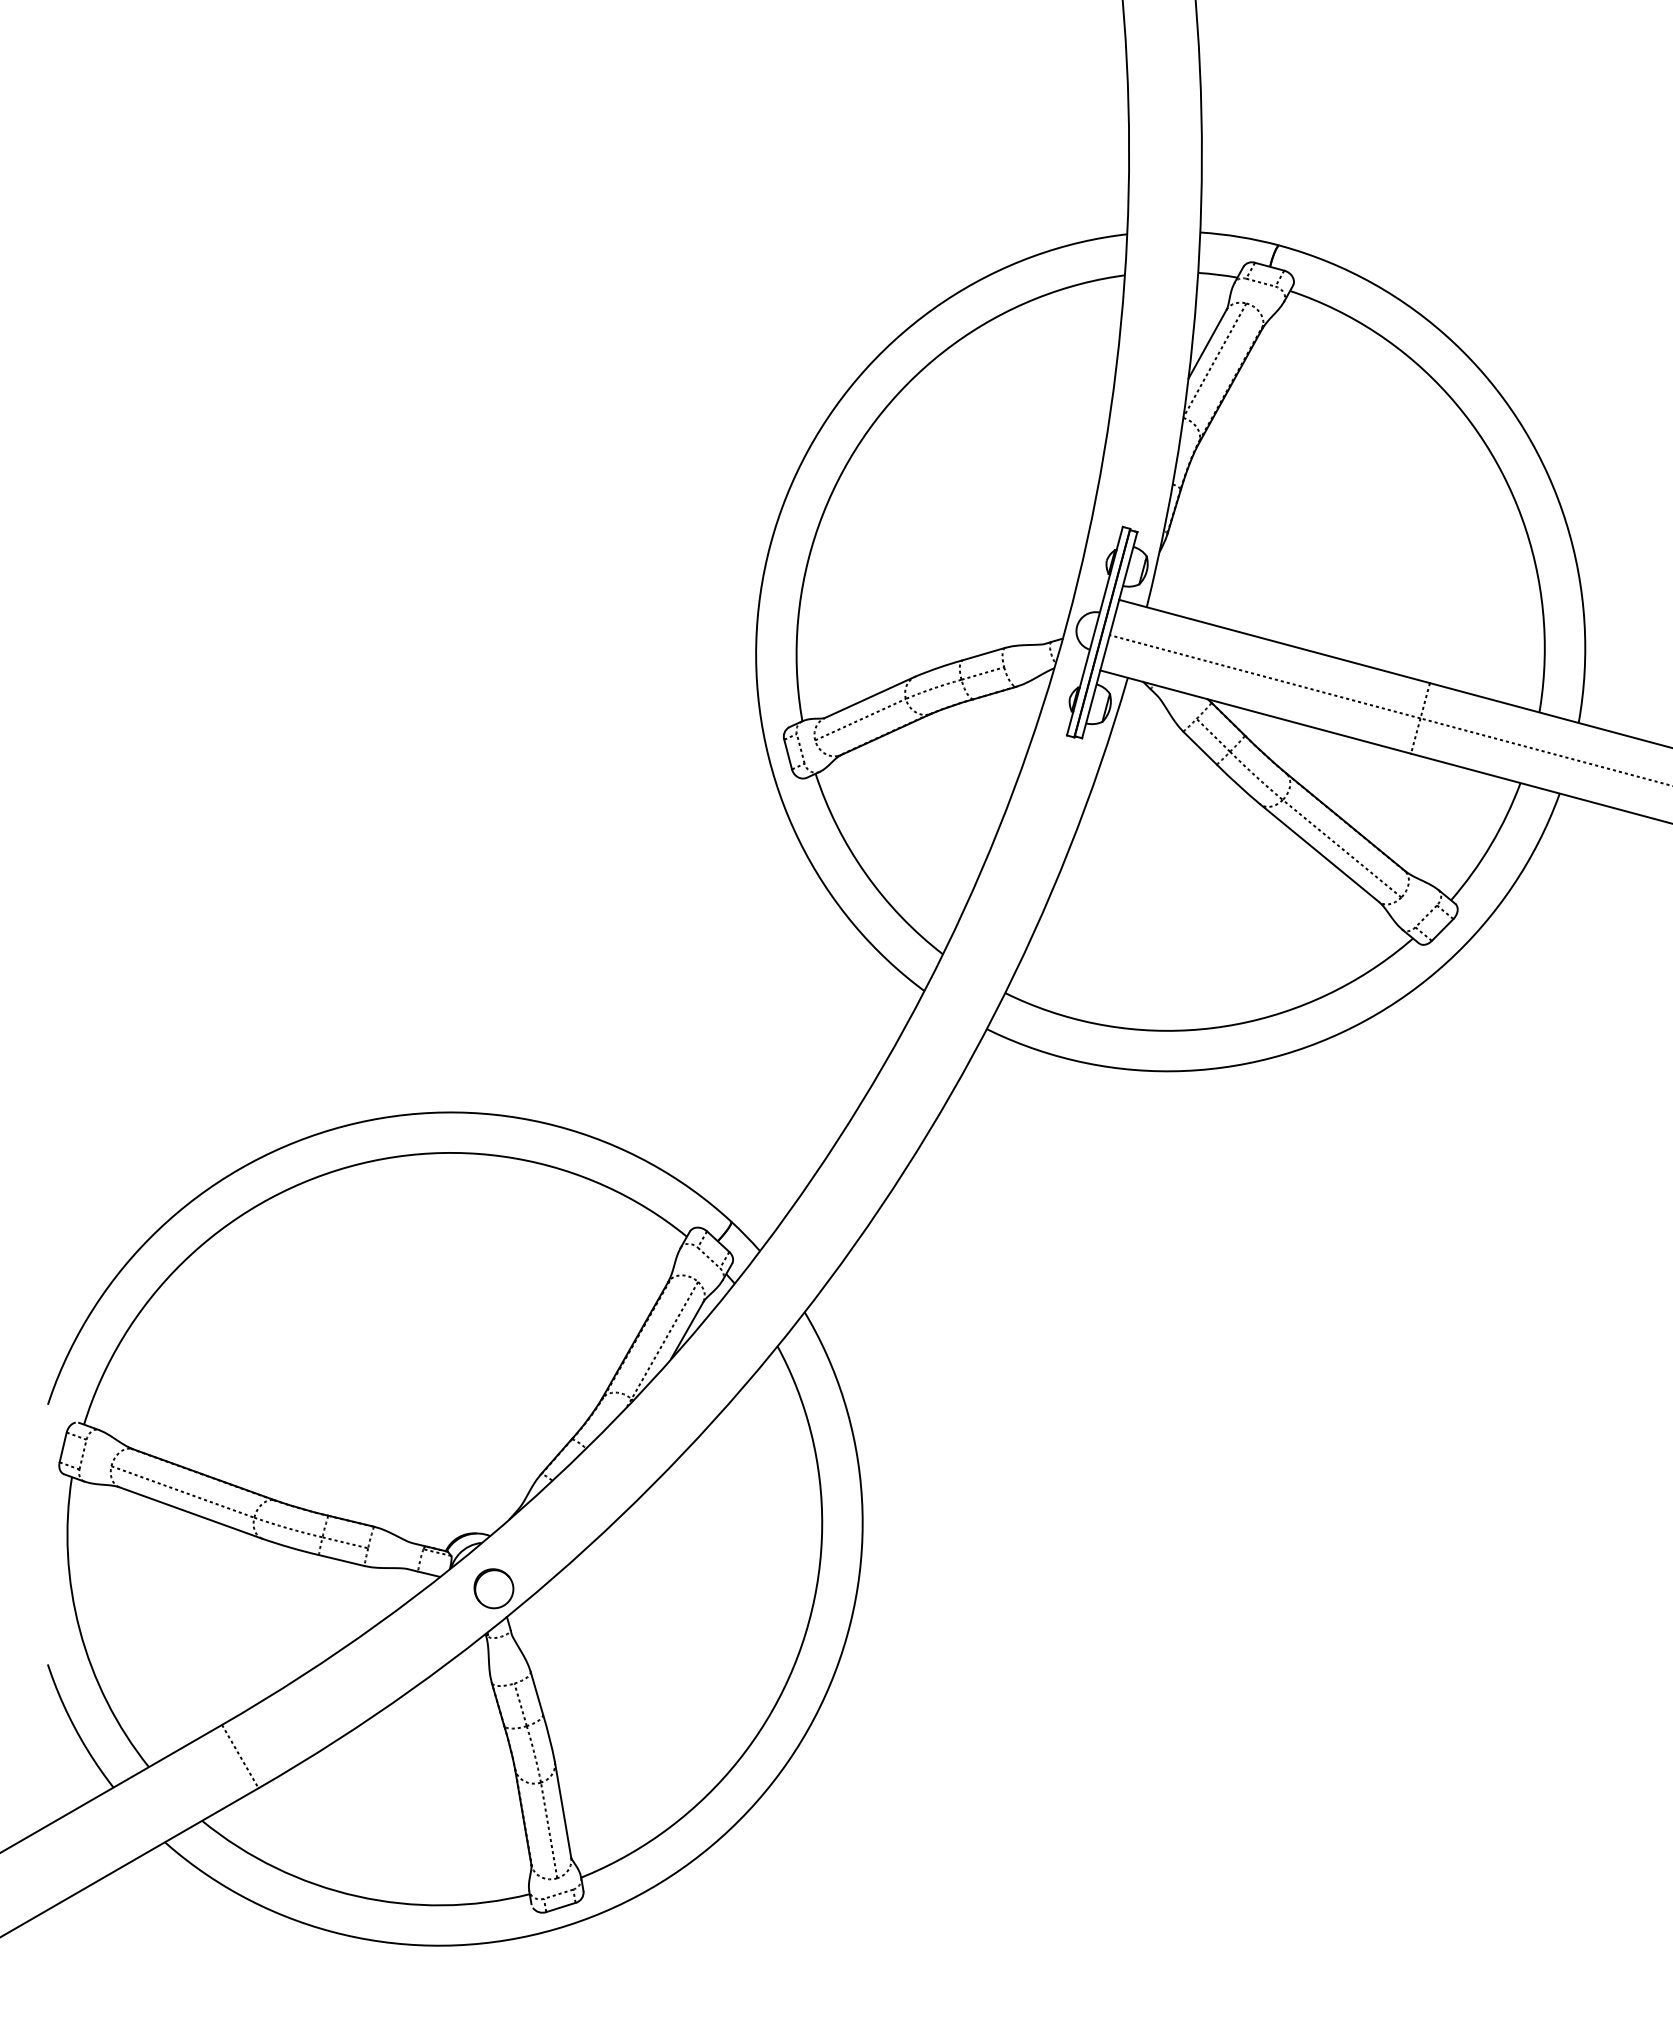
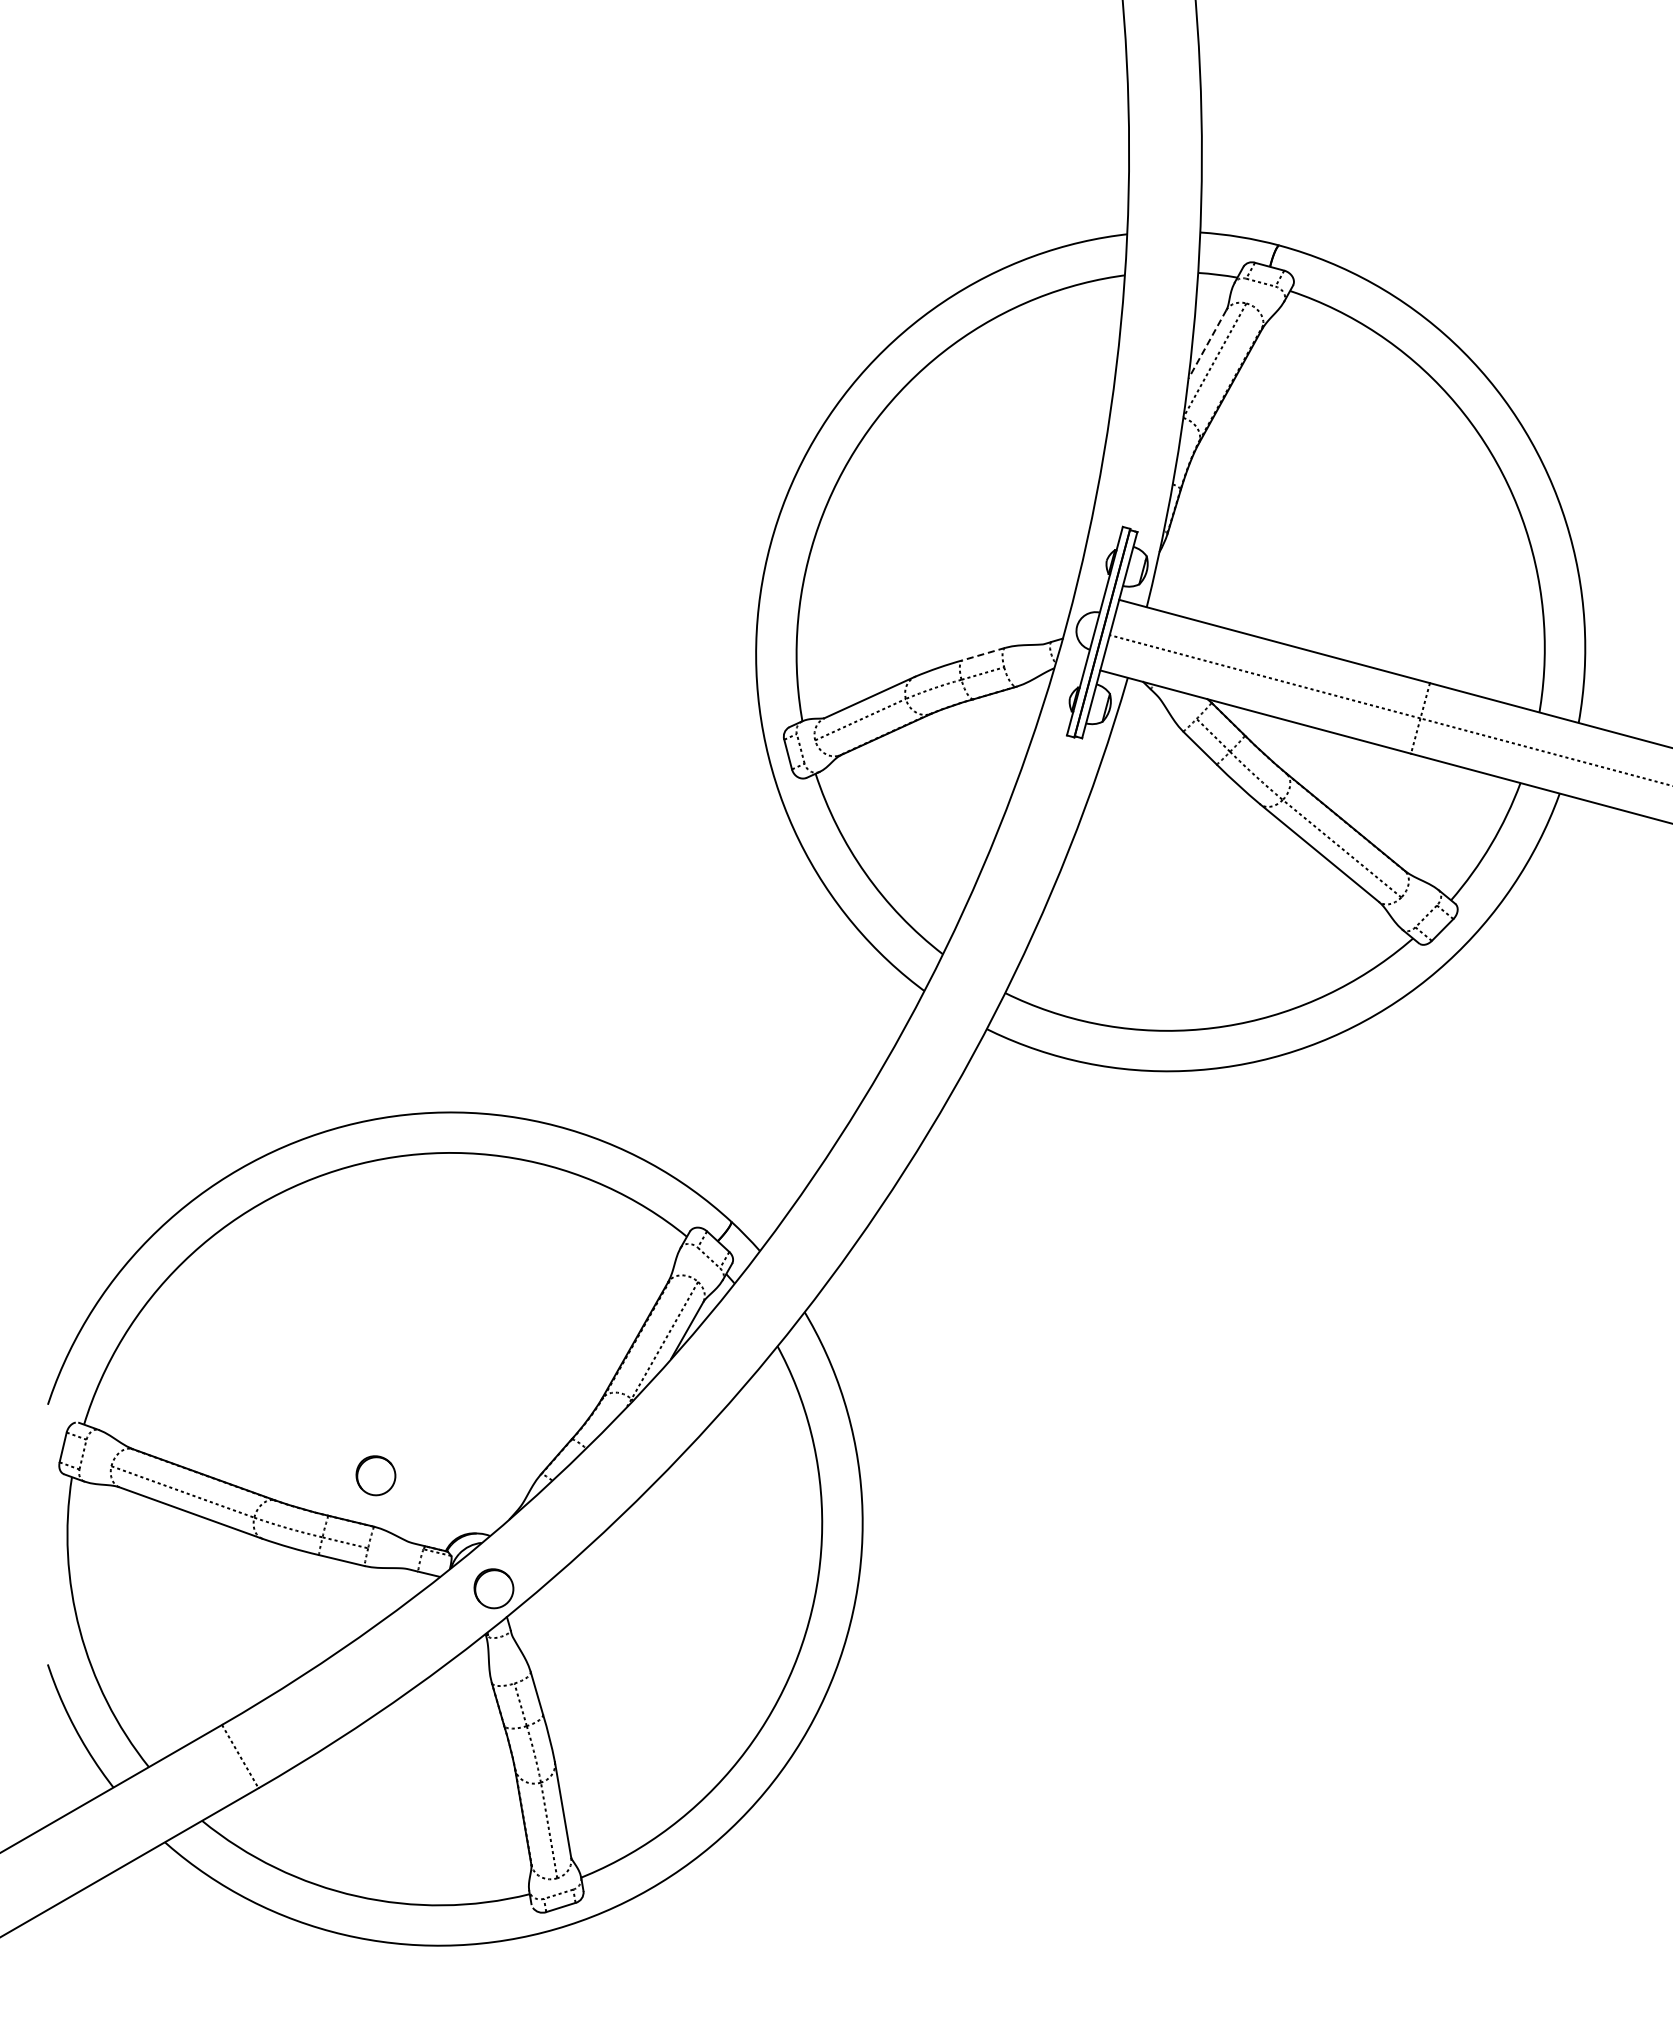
line: solid -> dashed (1207, 344)
line: solid -> dashed (983, 654)
part: none -> present (375, 1475)
